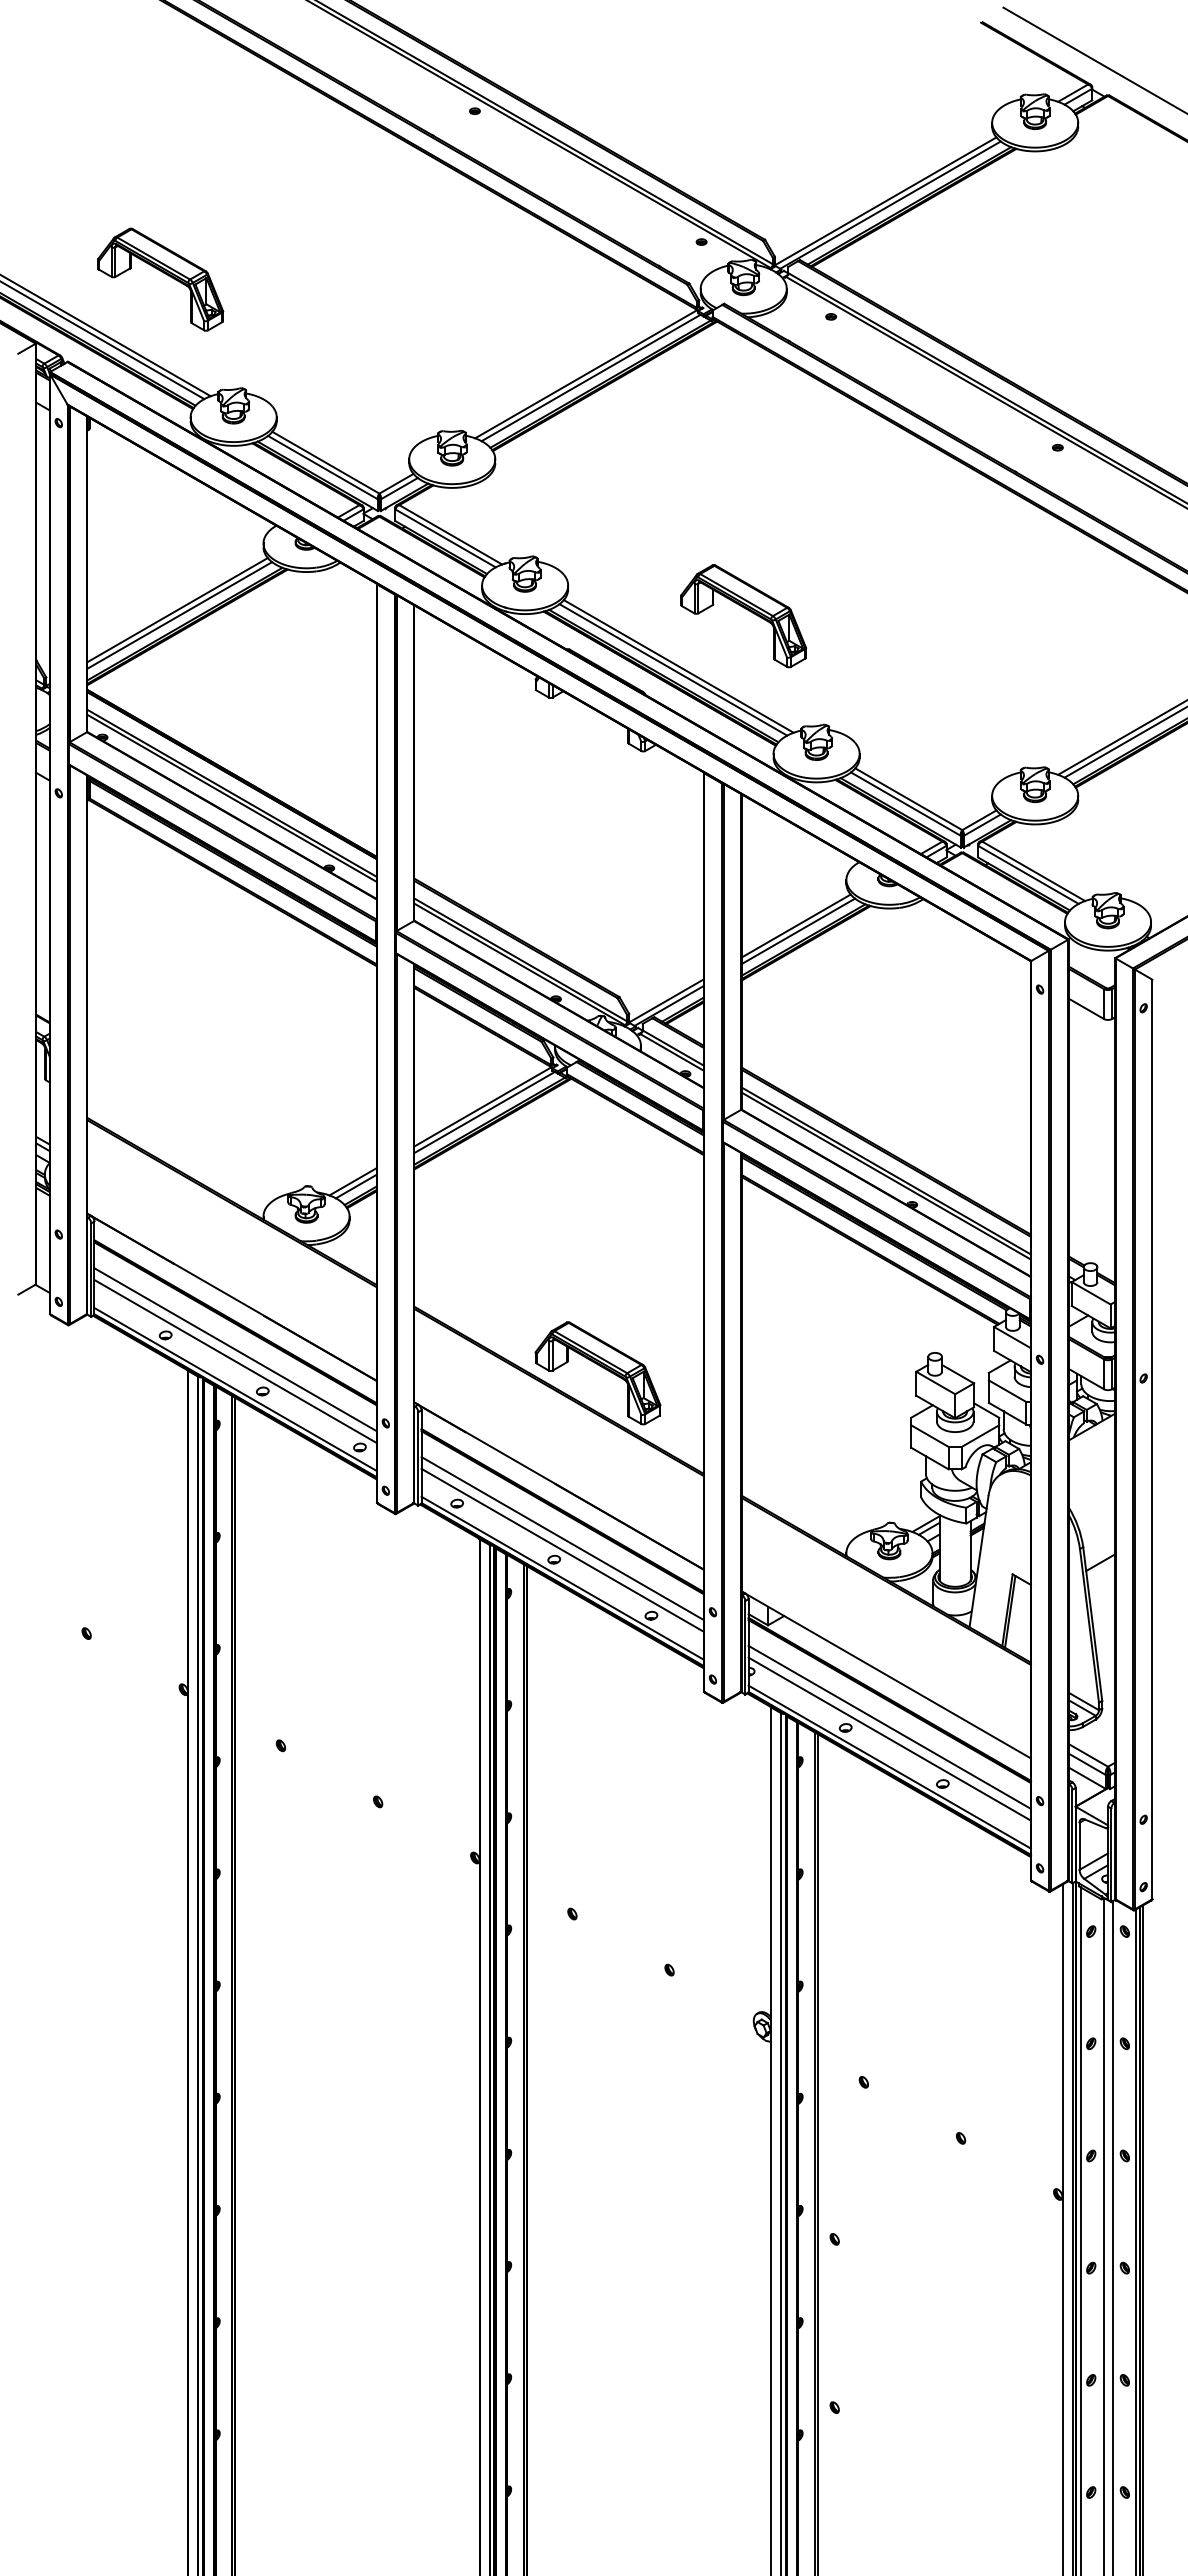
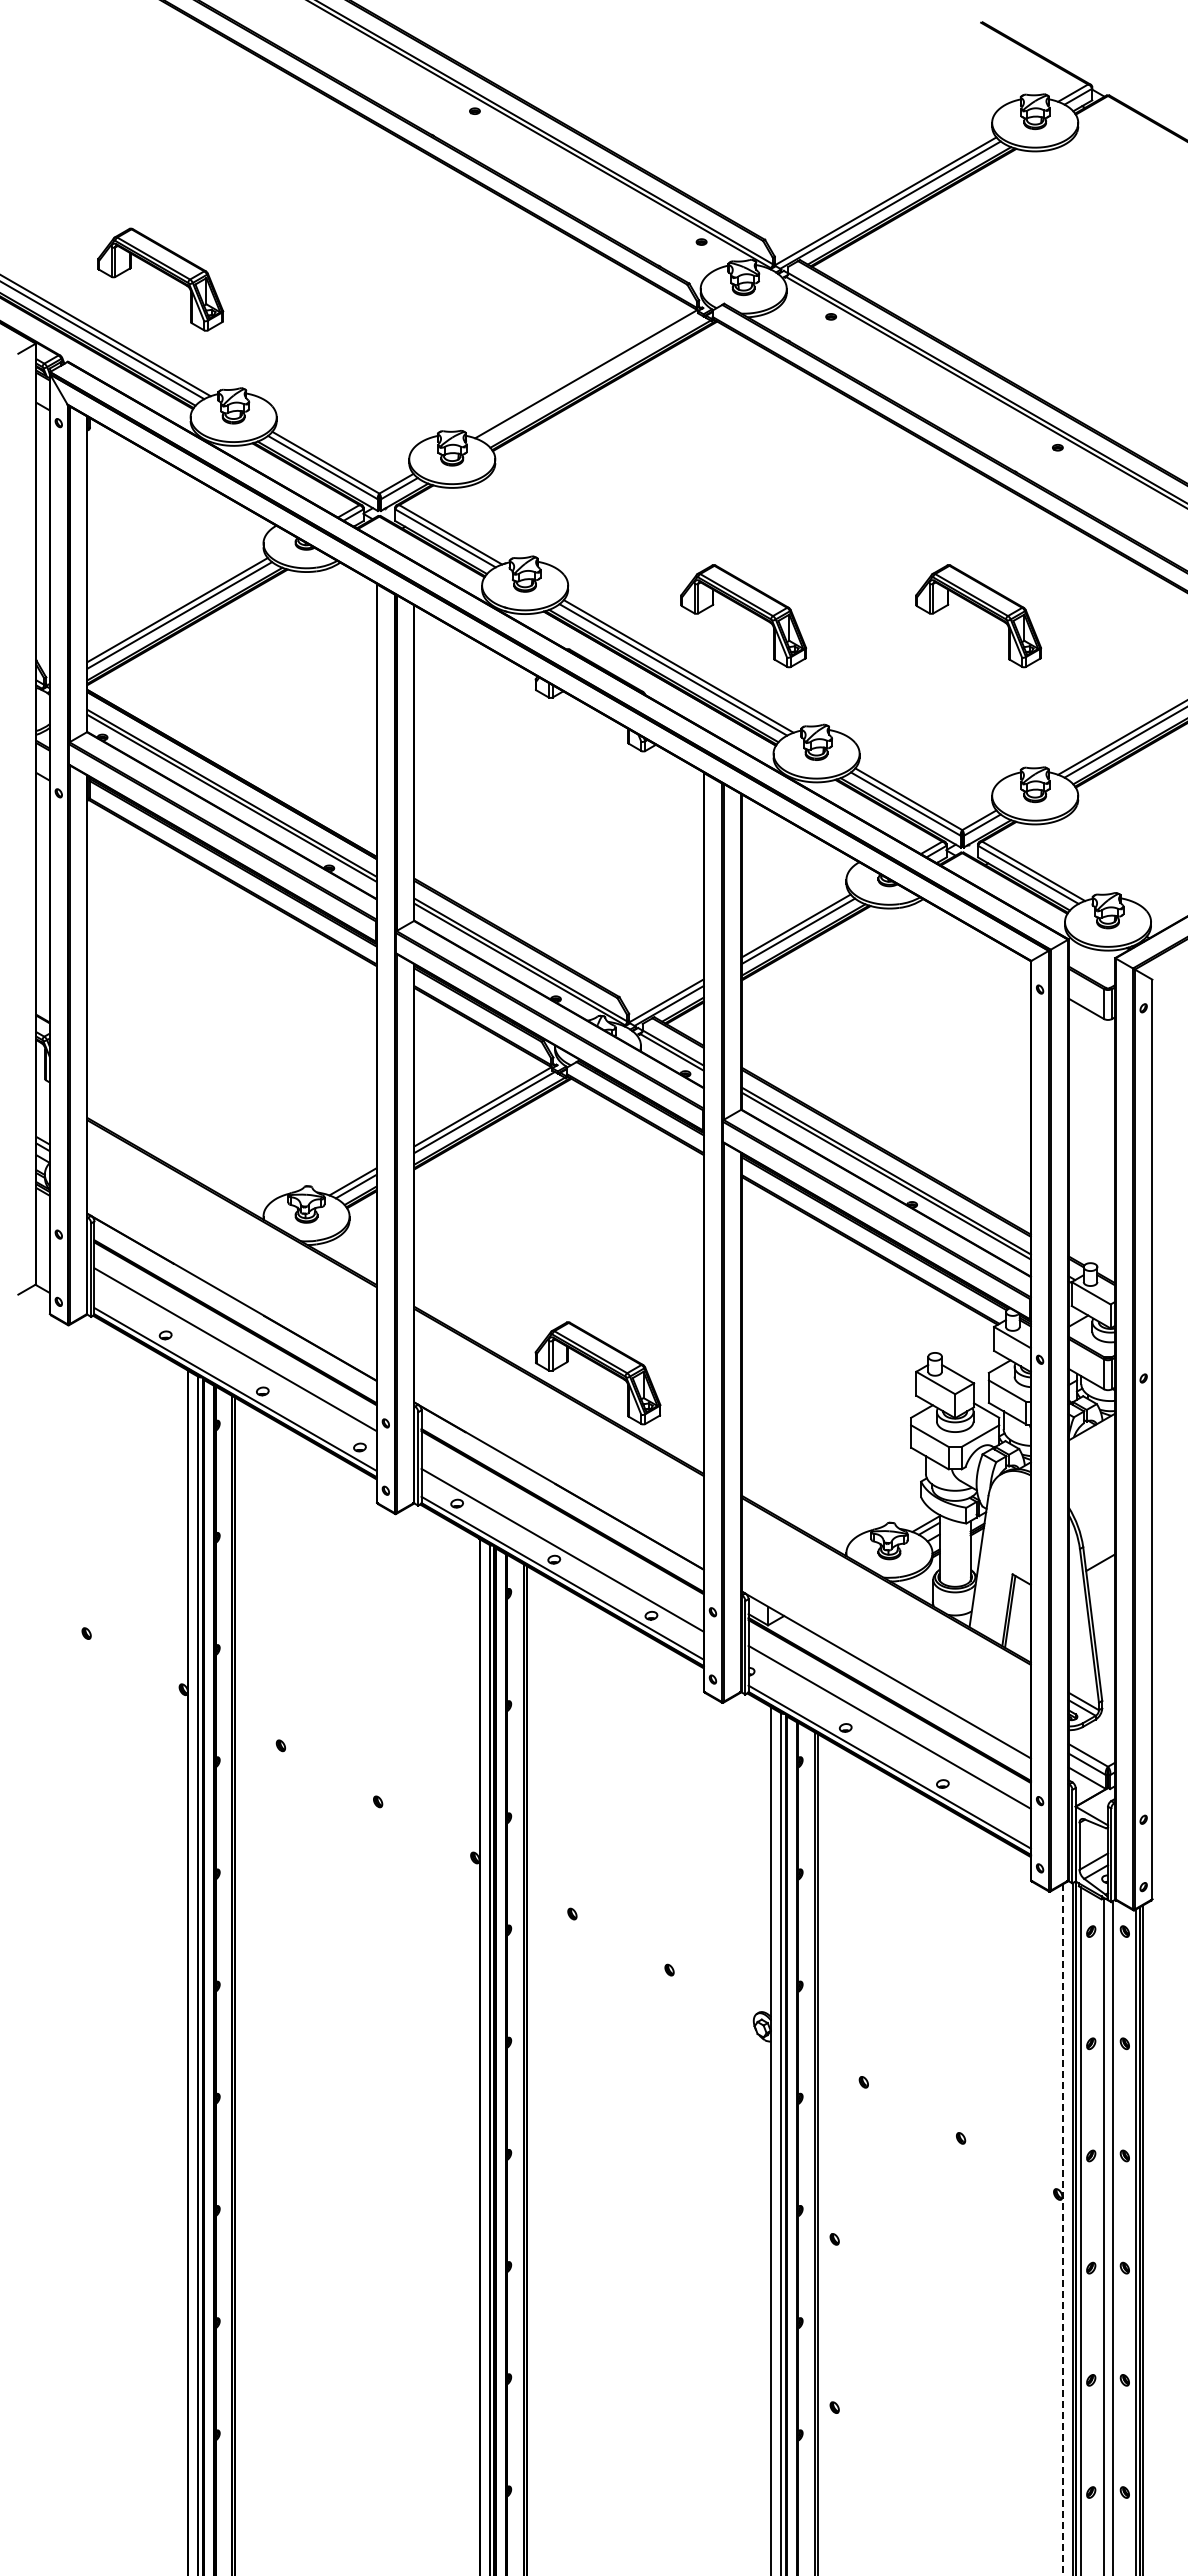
line: present -> none (1093, 59)
line: present -> none (590, 377)
part: none -> present (982, 610)
line: present -> none (235, 1361)
line: present -> none (562, 1538)
line: present -> none (889, 1738)
line: solid -> dashed (1062, 2230)
